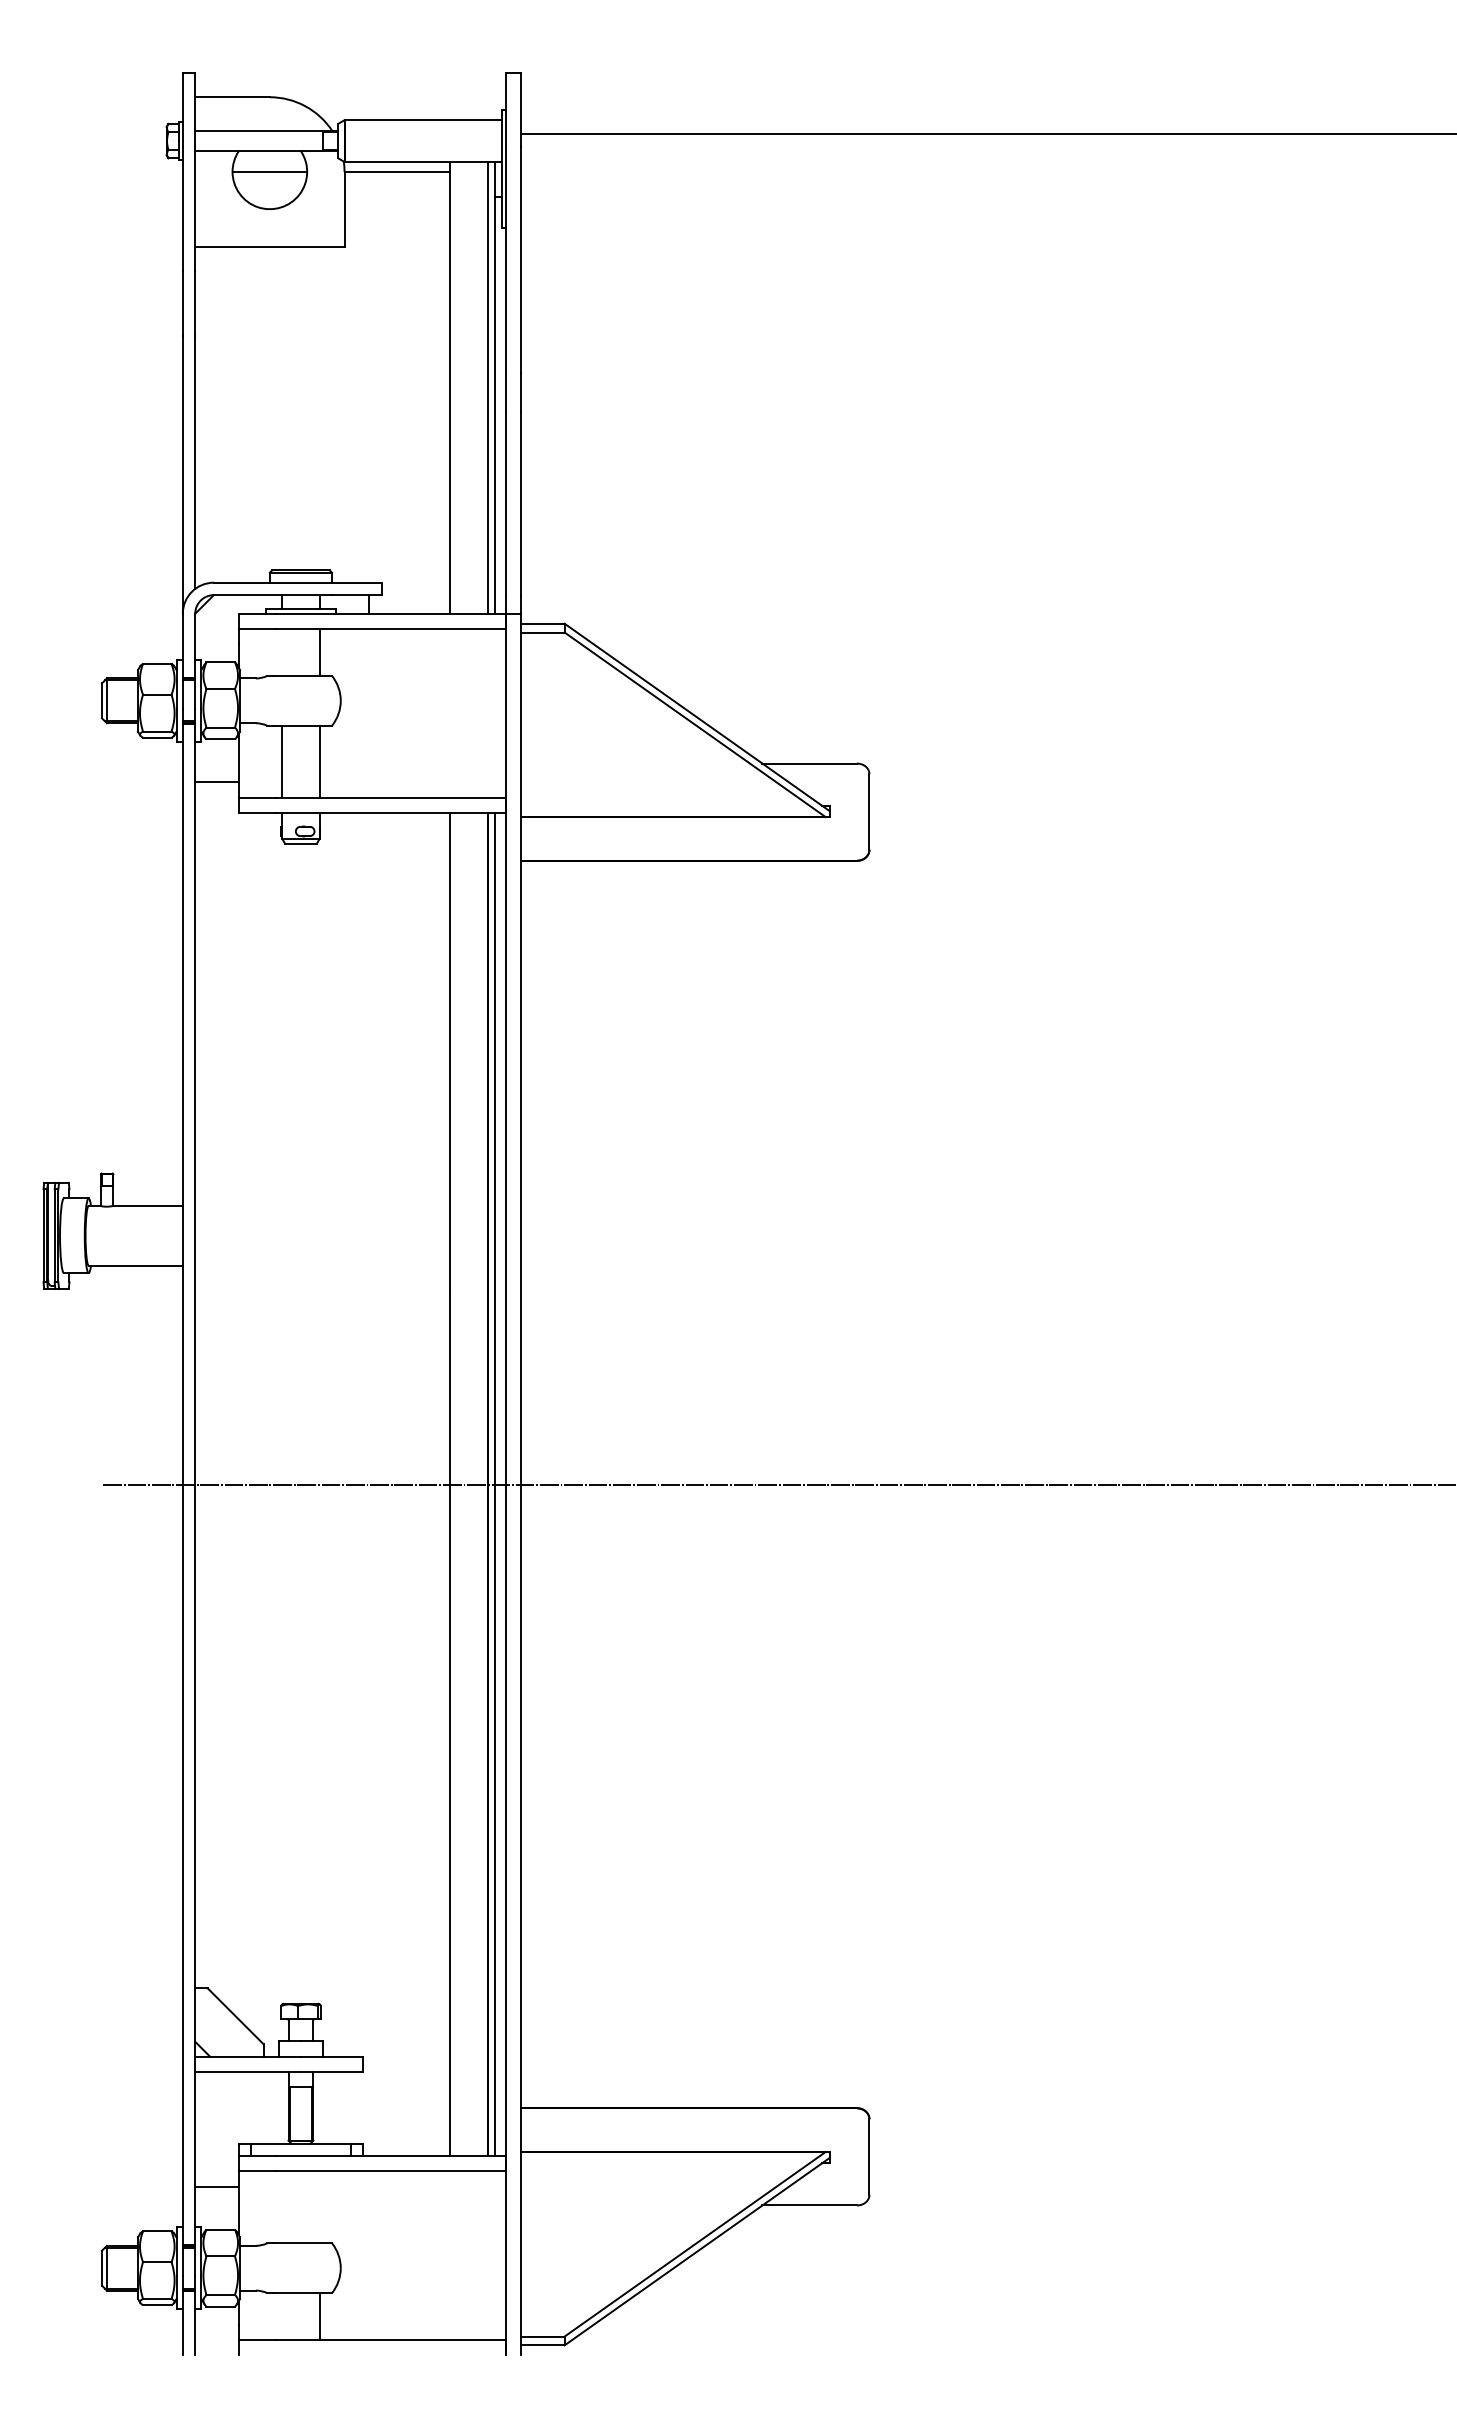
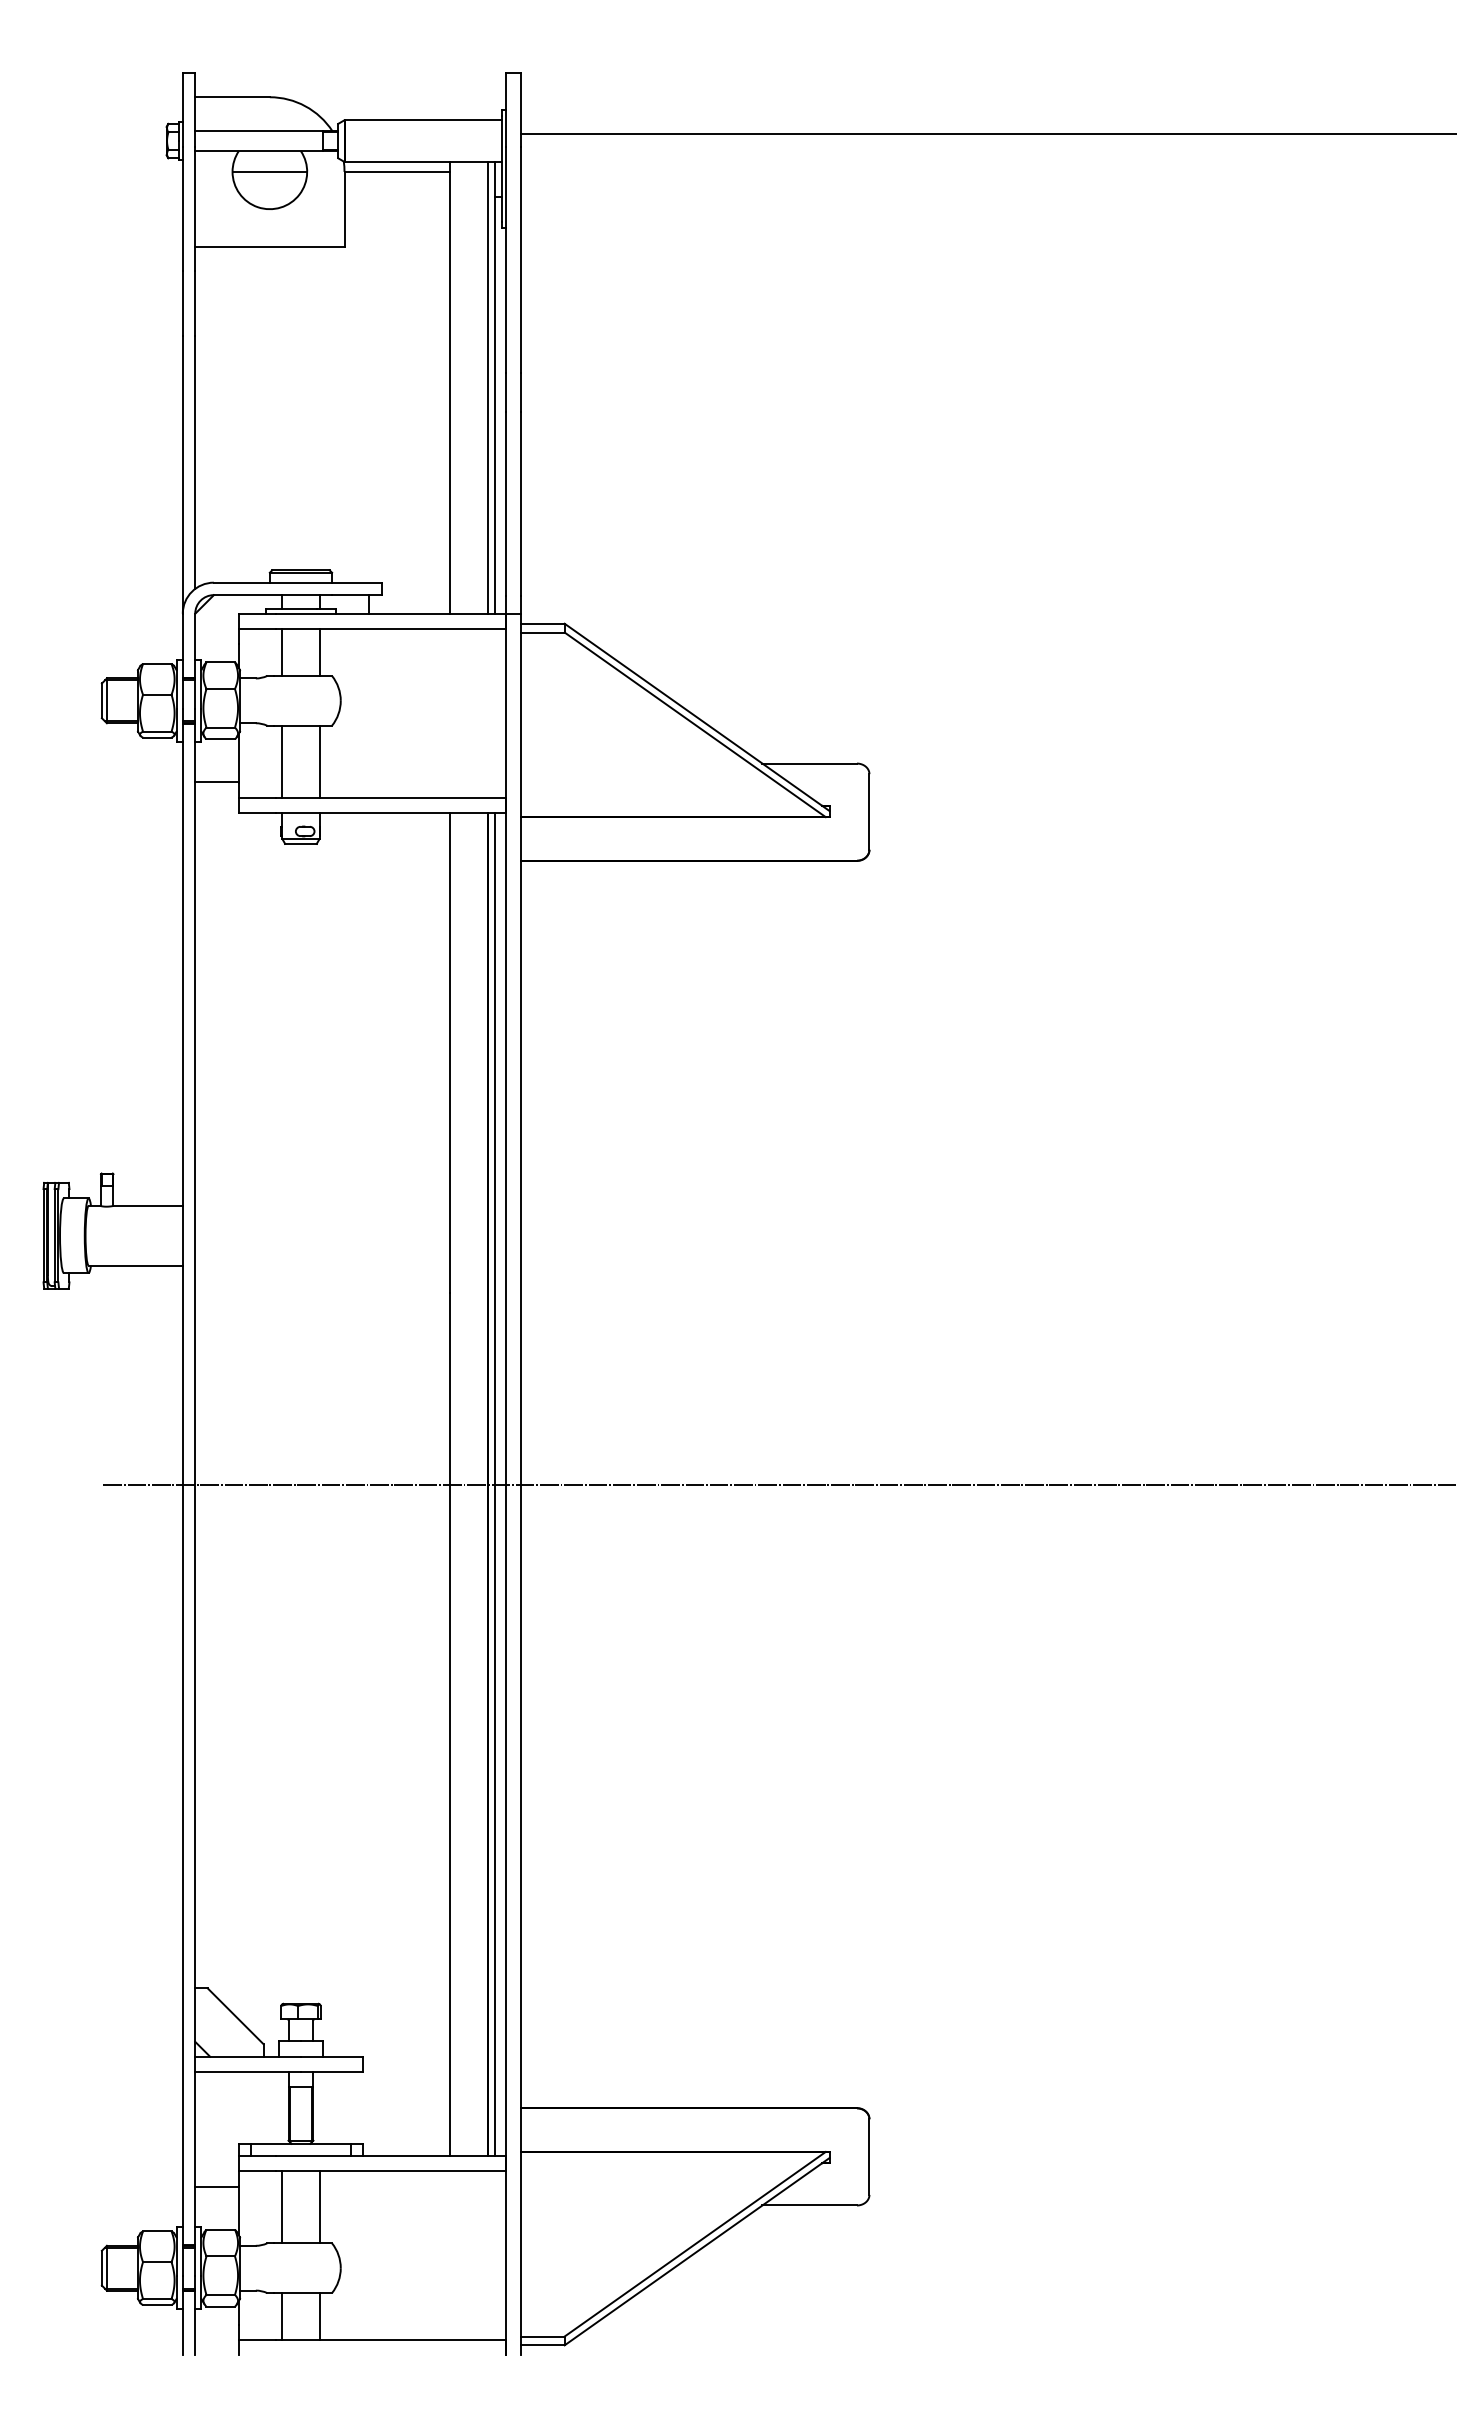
line: none -> present (282, 651)
line: none -> present (282, 2207)
line: none -> present (319, 2207)
line: none -> present (282, 2316)
